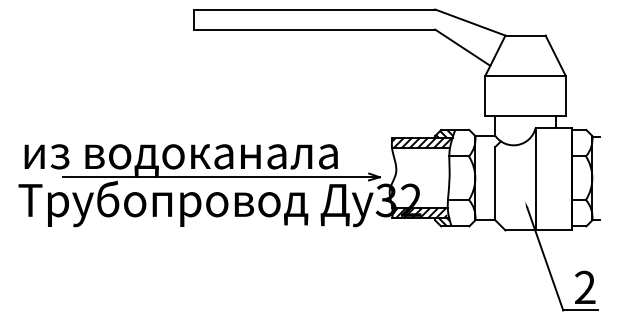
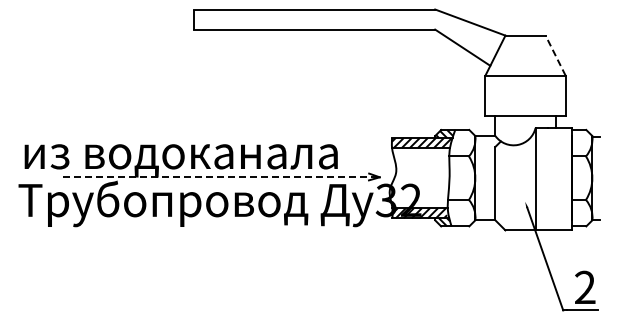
line: solid -> dashed (555, 55)
line: solid -> dashed (221, 177)
